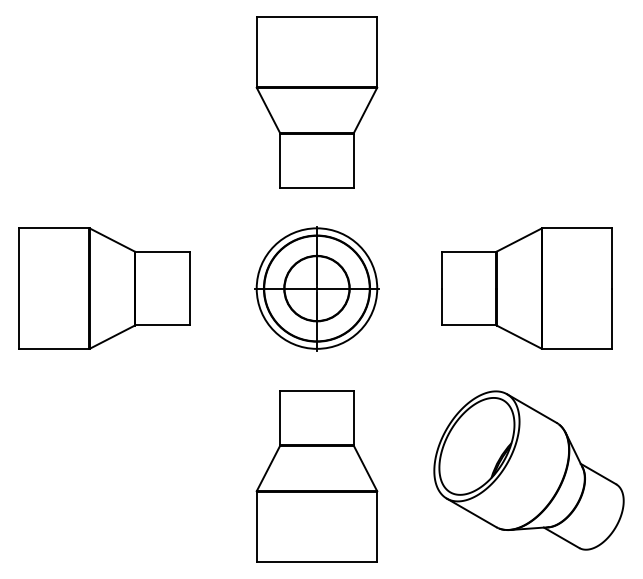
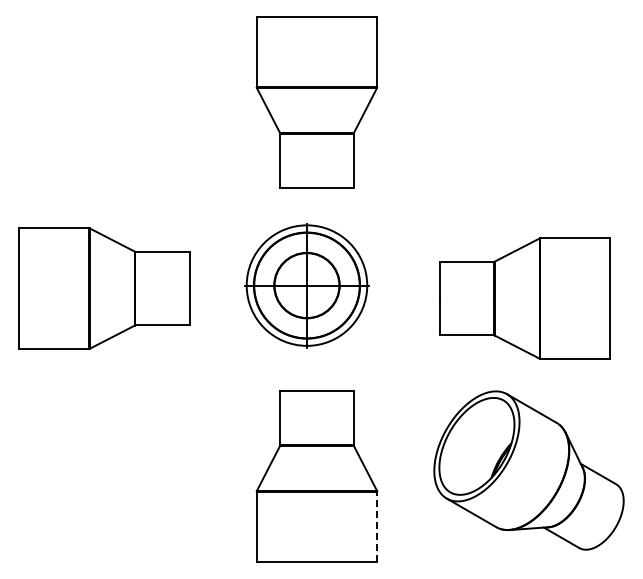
part position: (316, 288) -> (306, 285) (306, 285)
part position: (526, 288) -> (524, 298) (524, 298)
line: solid -> dashed (377, 526)
